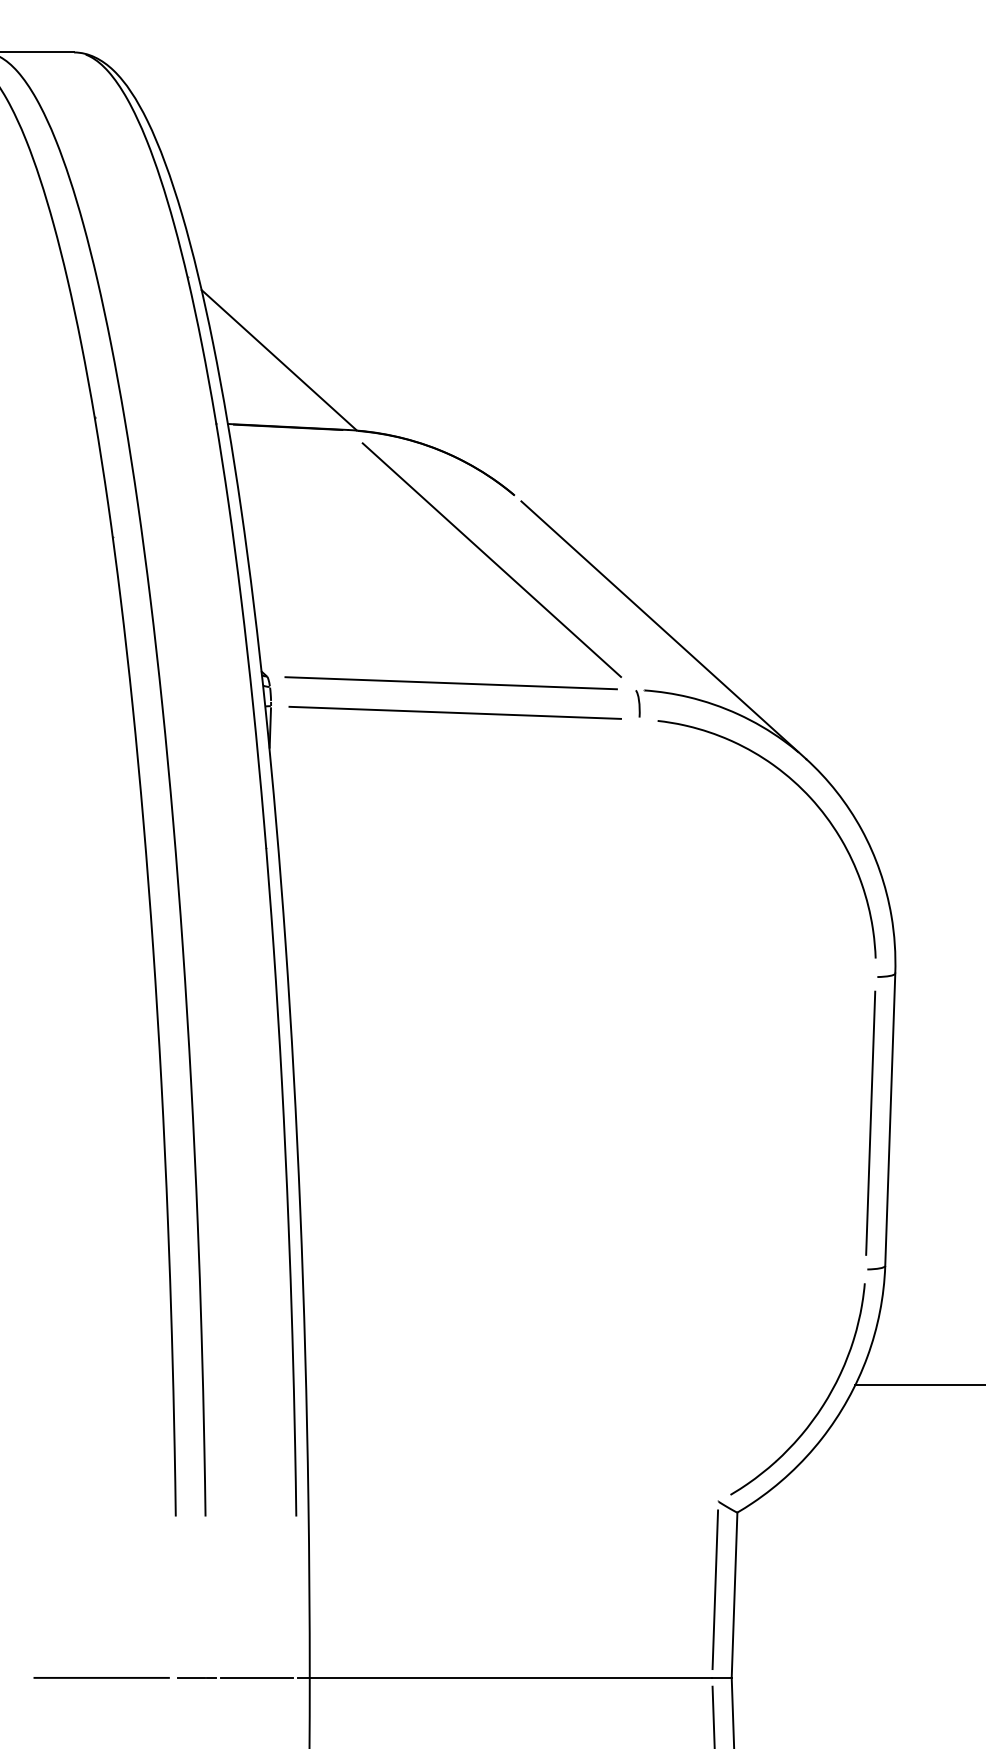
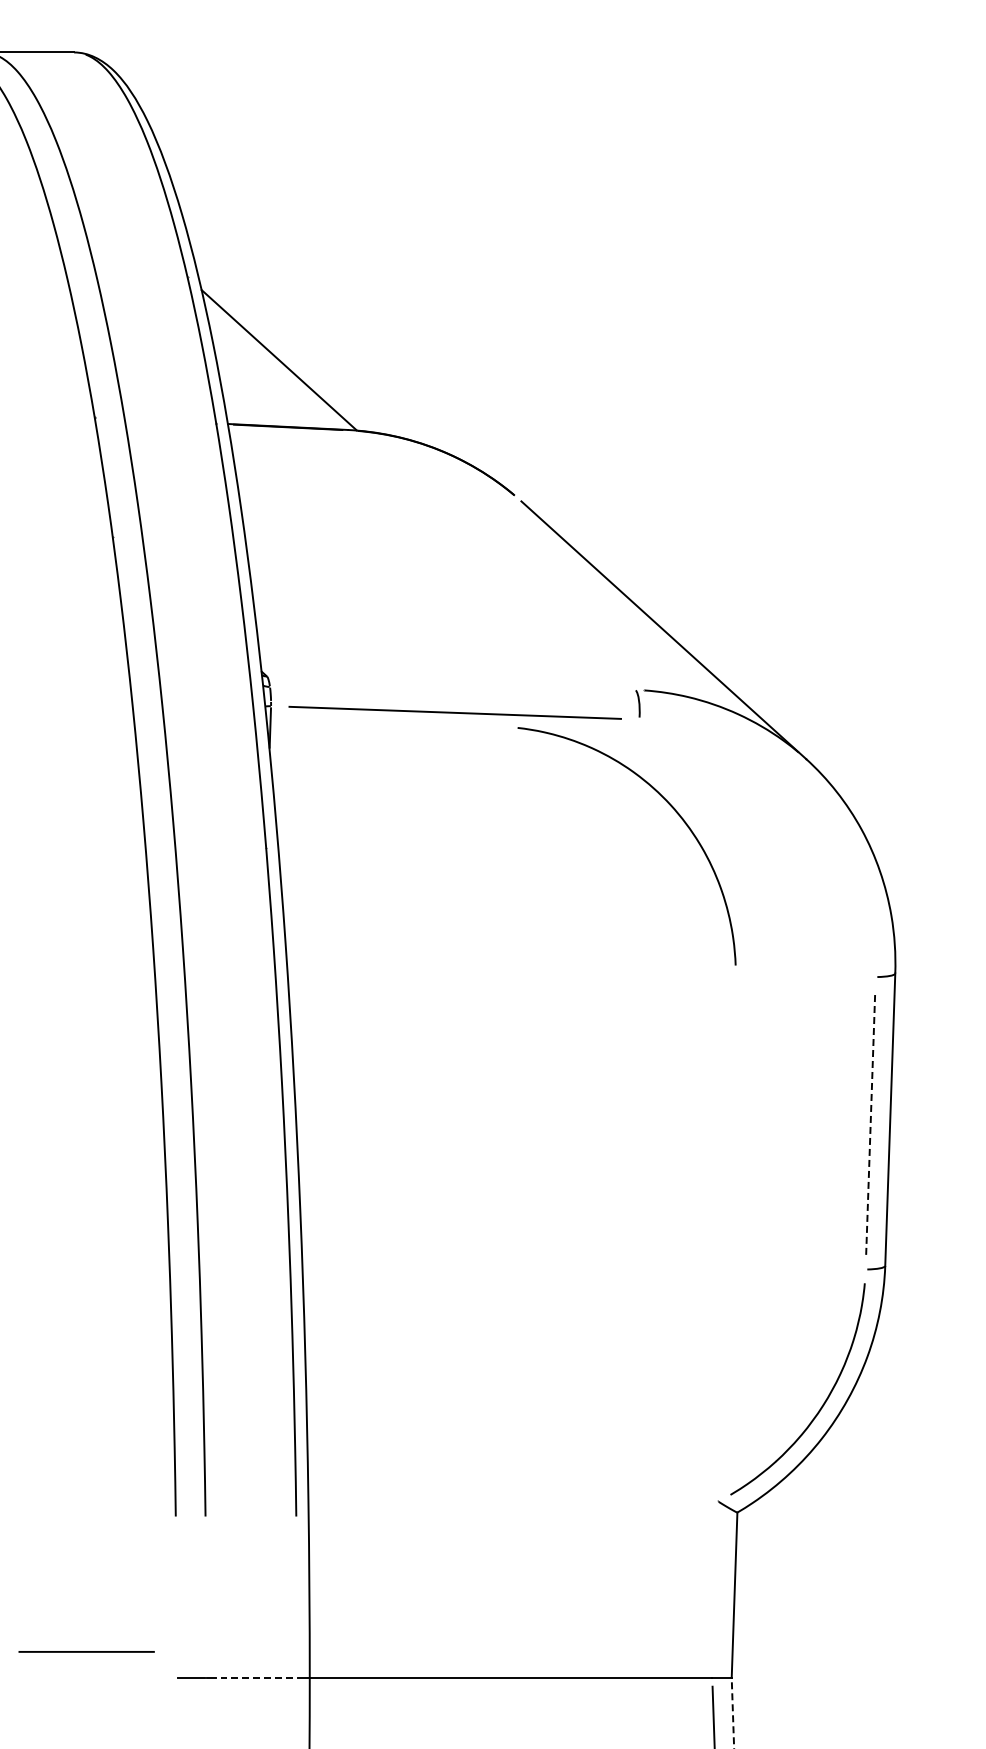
line: present -> none (491, 559)
line: present -> none (450, 683)
curve position: (808, 797) -> (668, 804) (668, 804)
line: solid -> dashed (870, 1123)
line: present -> none (918, 1385)
line: present -> none (715, 1589)
line position: (101, 1677) -> (86, 1651) (86, 1651)
line: solid -> dashed (256, 1677)
line: solid -> dashed (732, 1712)
